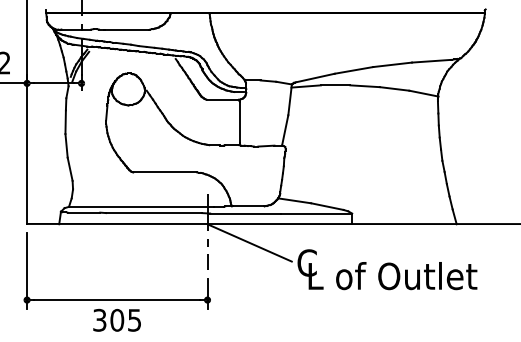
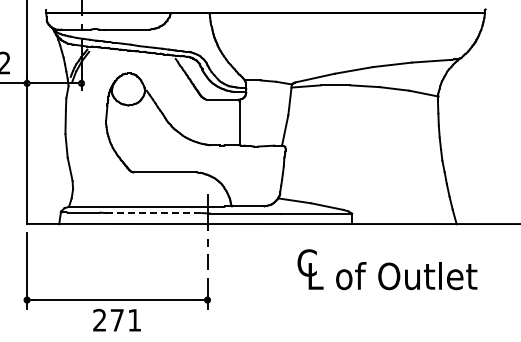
line: solid -> dashed (154, 213)
line: present -> none (249, 242)
text: 305 -> 271 (116, 319)
